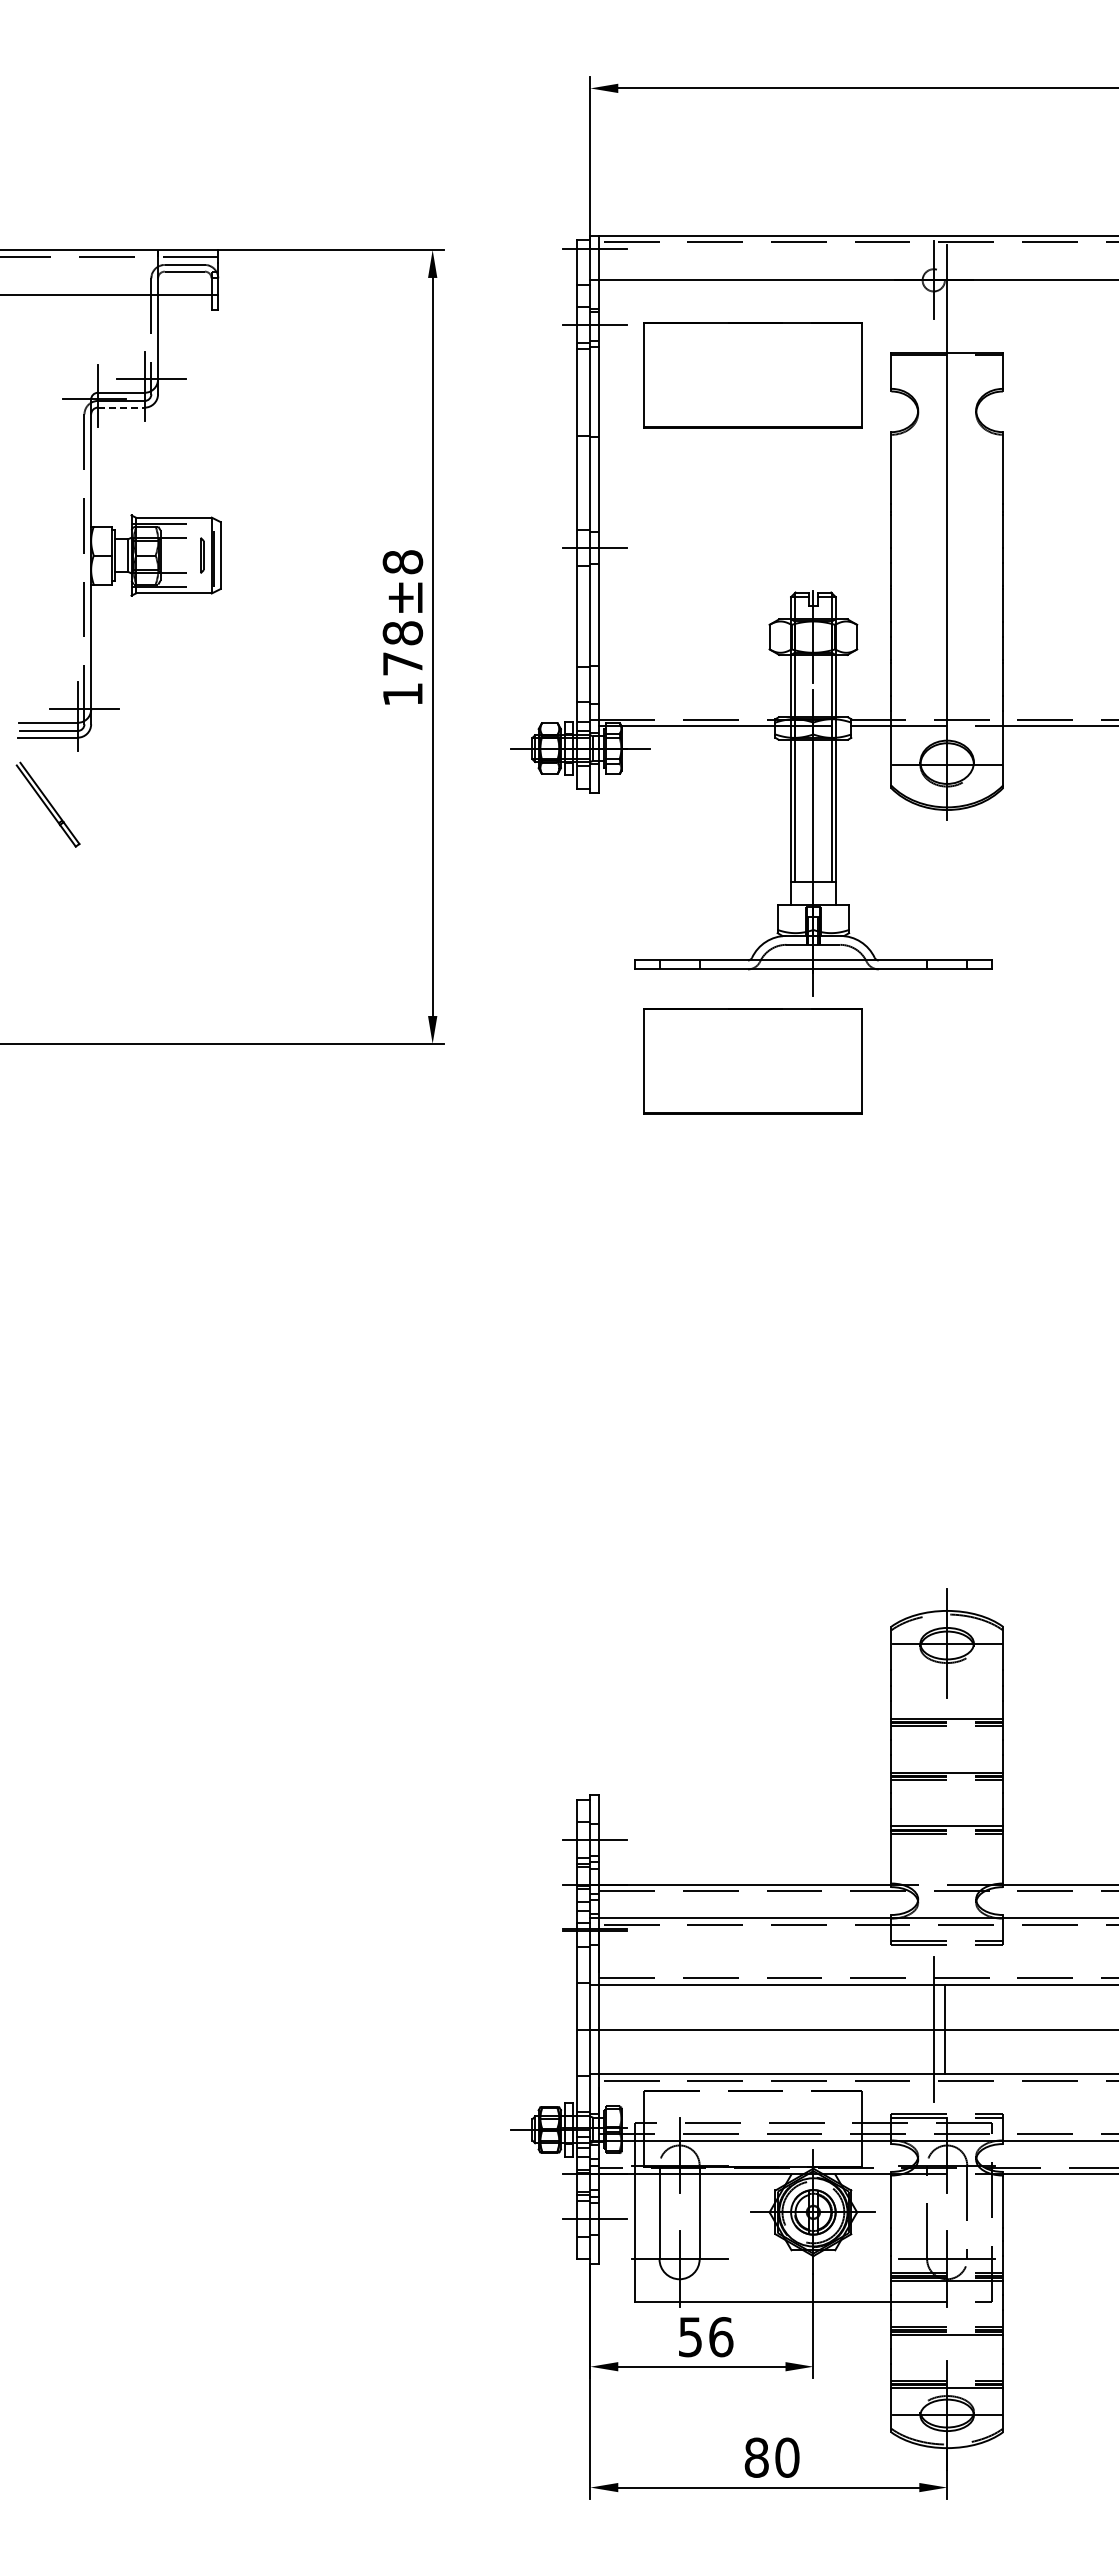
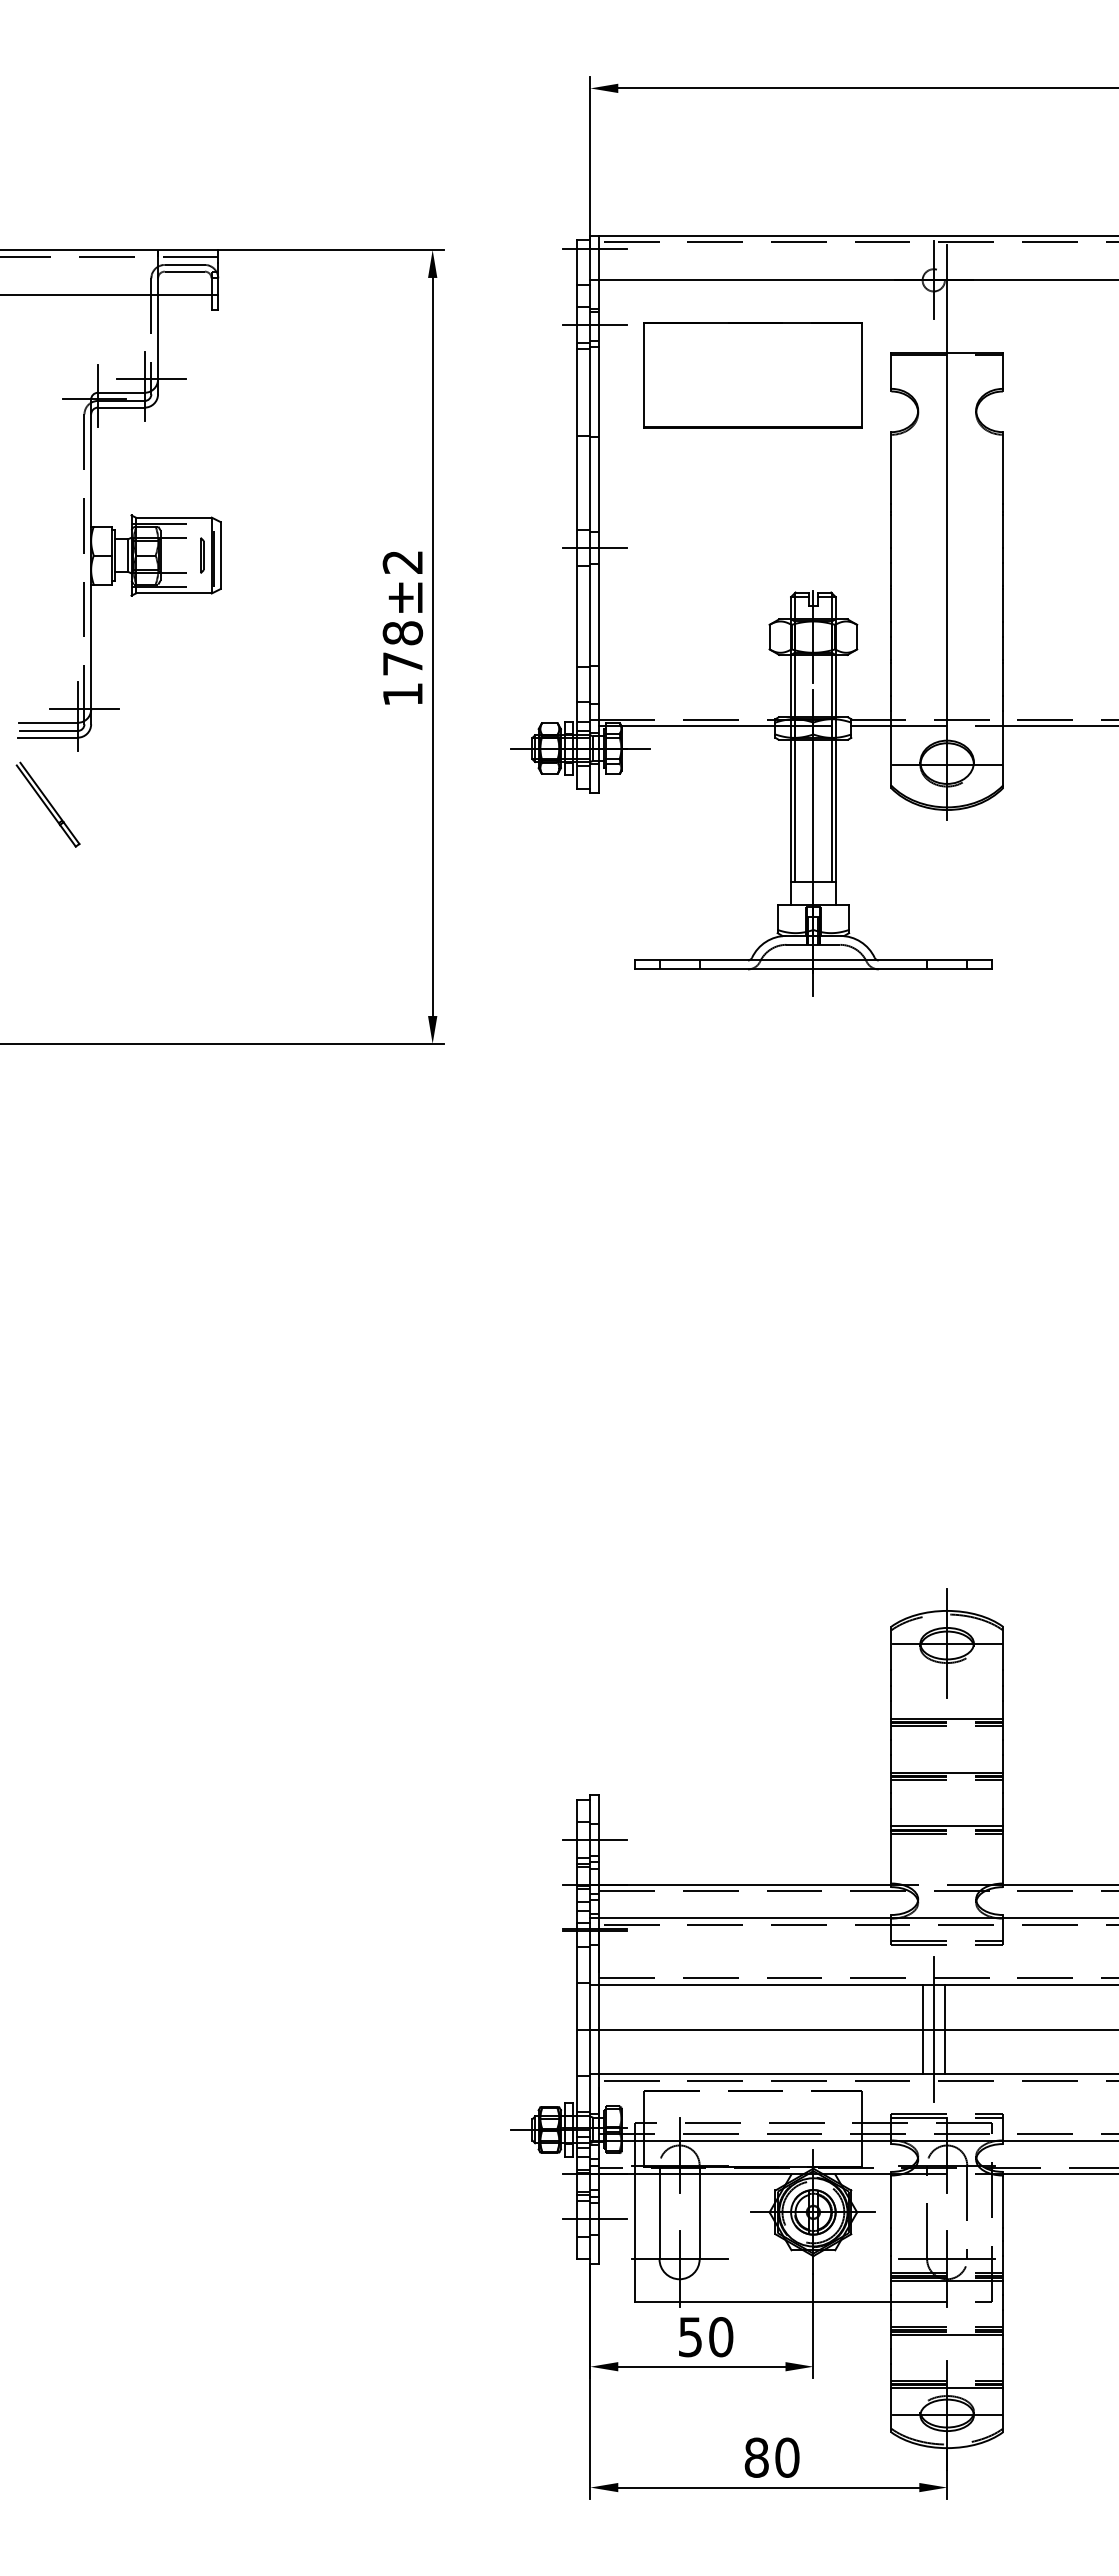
line: dashed -> solid (121, 407)
text: ±8 -> ±2 (402, 562)
part: present -> none (752, 1061)
line: none -> present (922, 2029)
text: 56 -> 50 (721, 2337)
